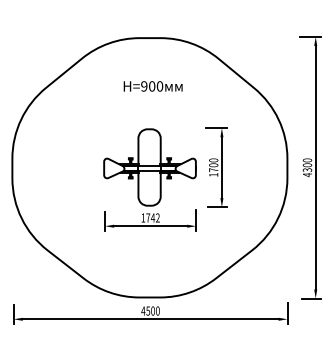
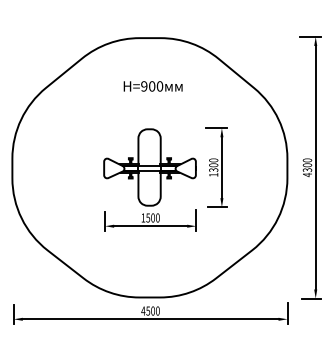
text: 1700 -> 1300 (213, 170)
text: 1742 -> 1500 (152, 217)
